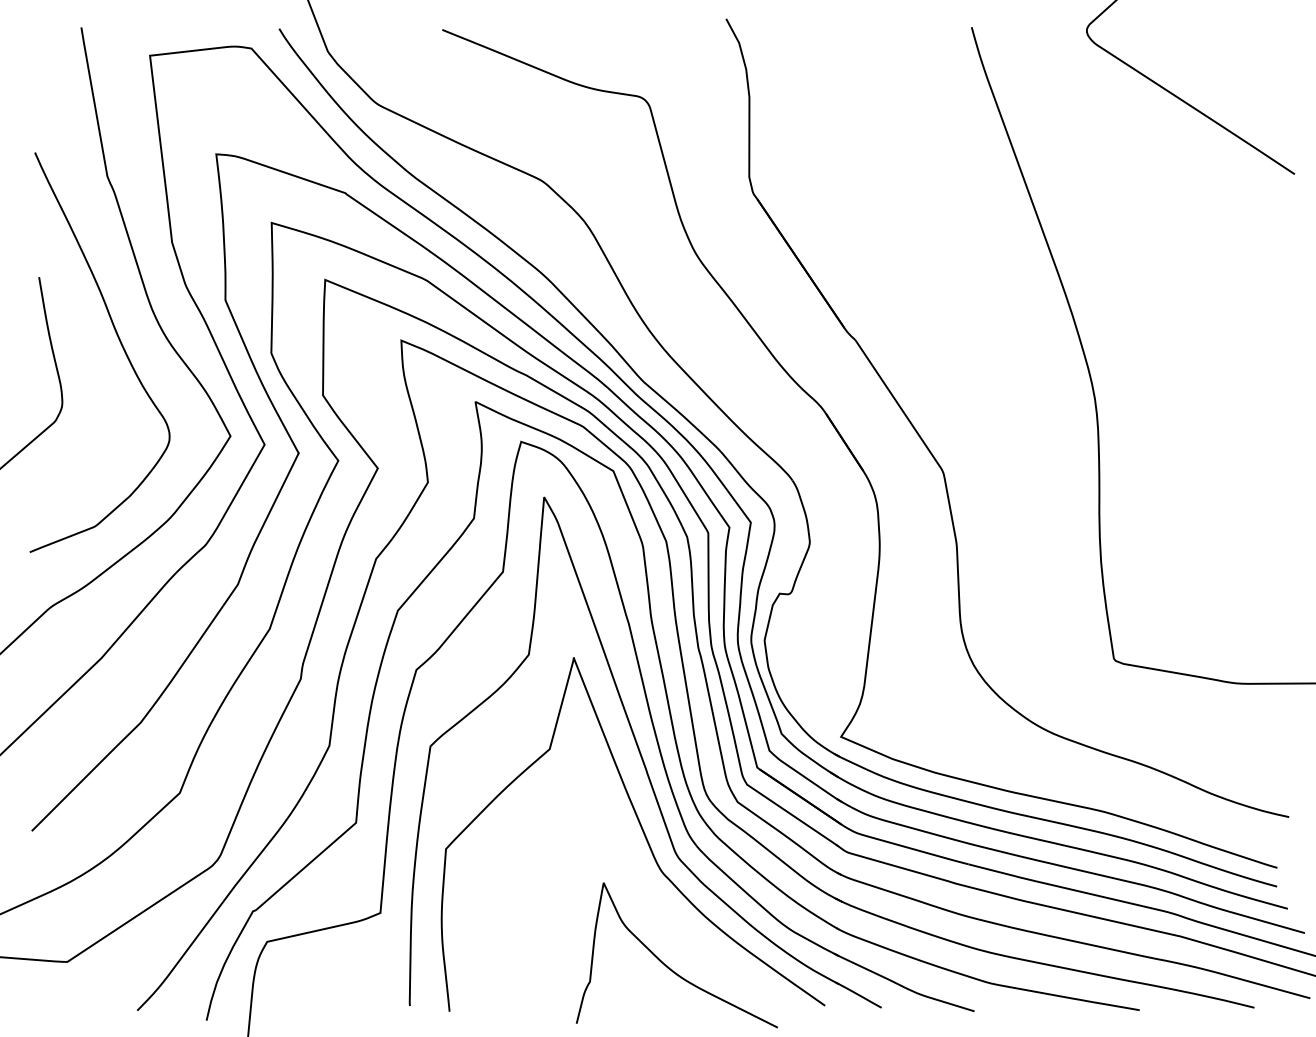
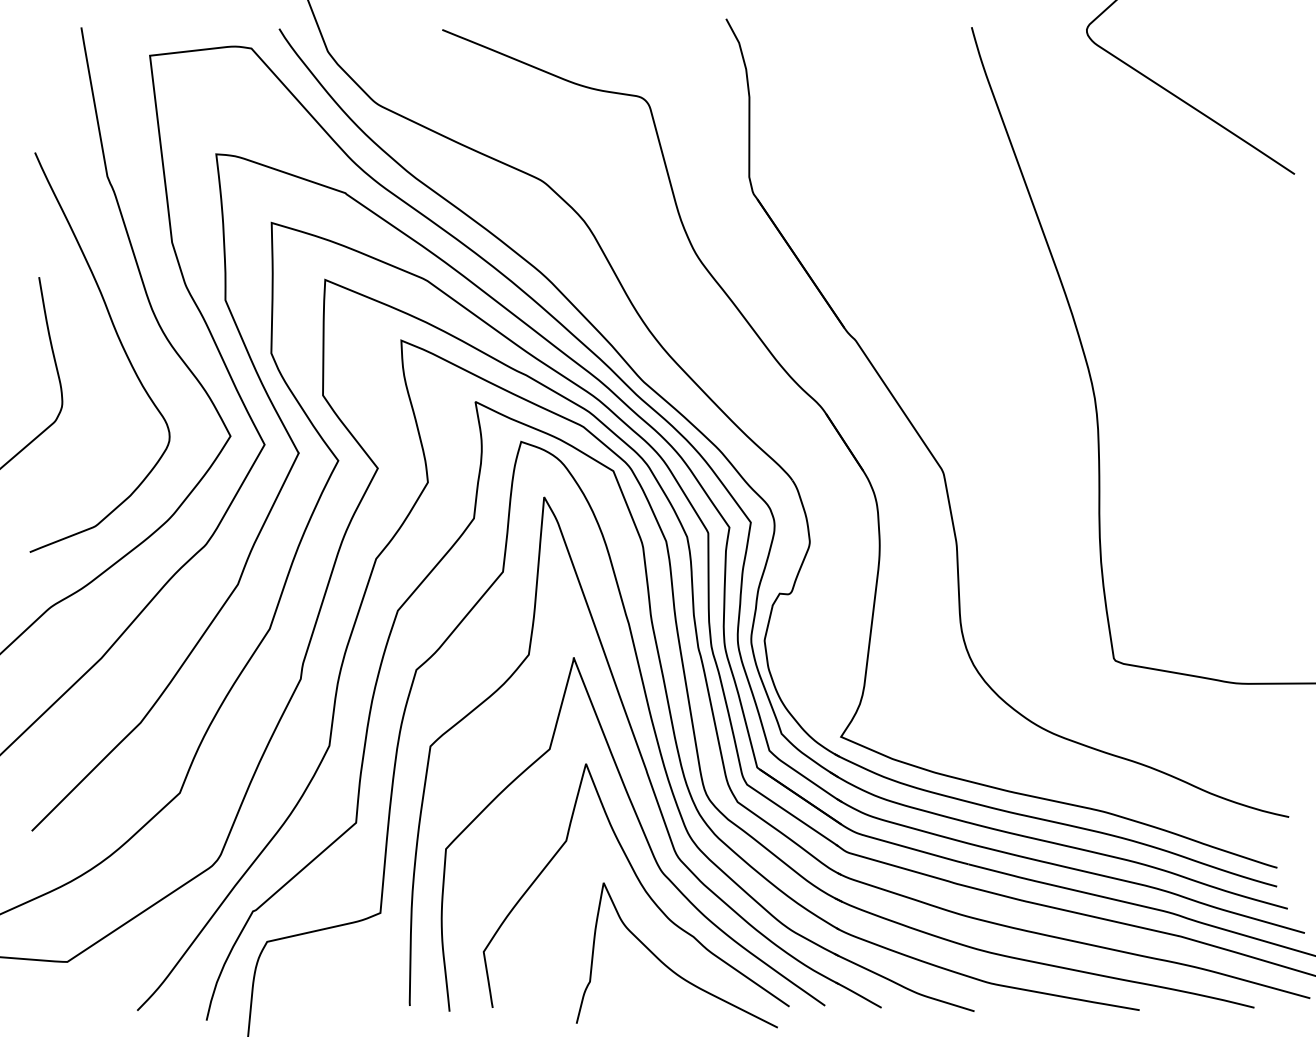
curve: none -> present (639, 883)
